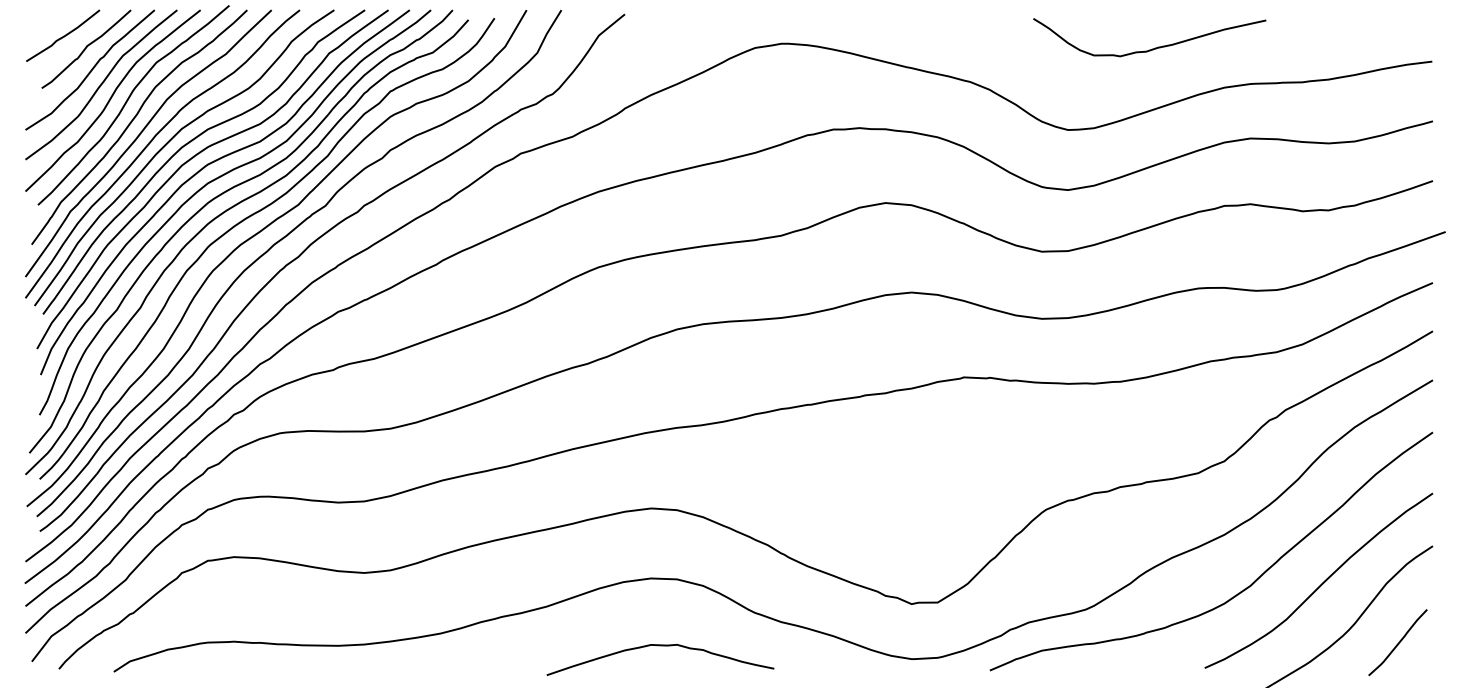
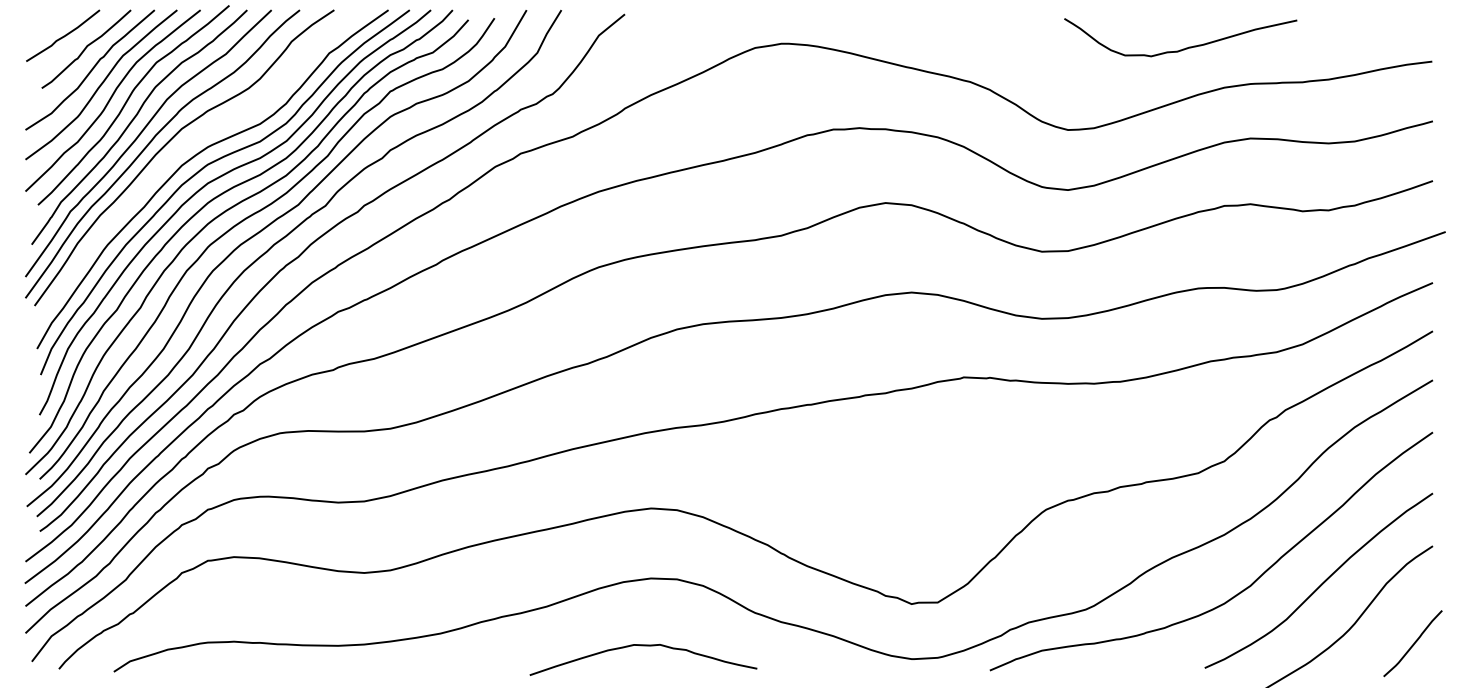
curve position: (1152, 48) -> (1183, 48) (1183, 48)
curve: present -> none (188, 144)
curve position: (1398, 642) -> (1413, 643) (1413, 643)
curve position: (660, 646) -> (643, 646) (643, 646)
